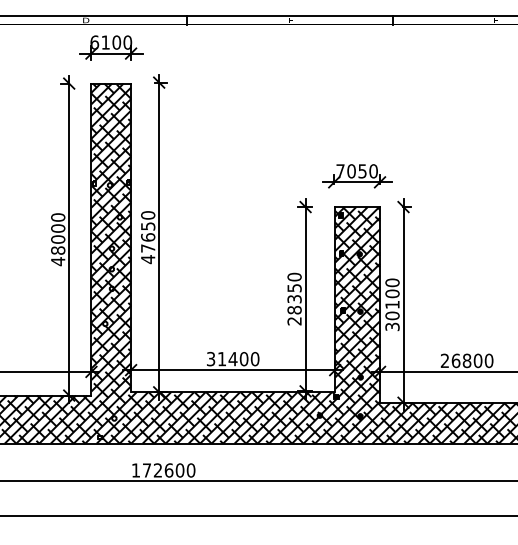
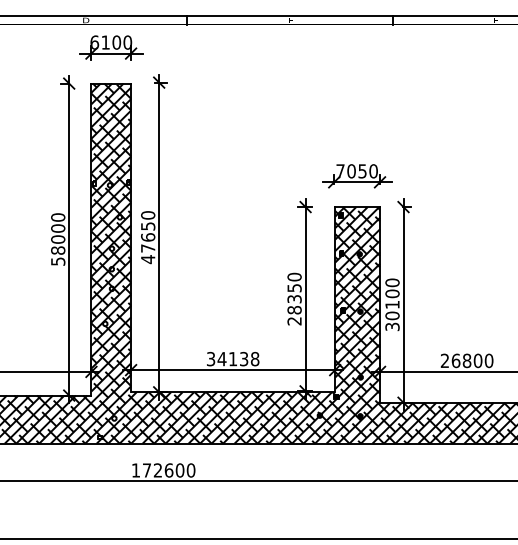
text: 48000 -> 58000 (58, 261)
text: 31400 -> 34138 (238, 359)
line position: (258, 515) -> (258, 538) (258, 538)
